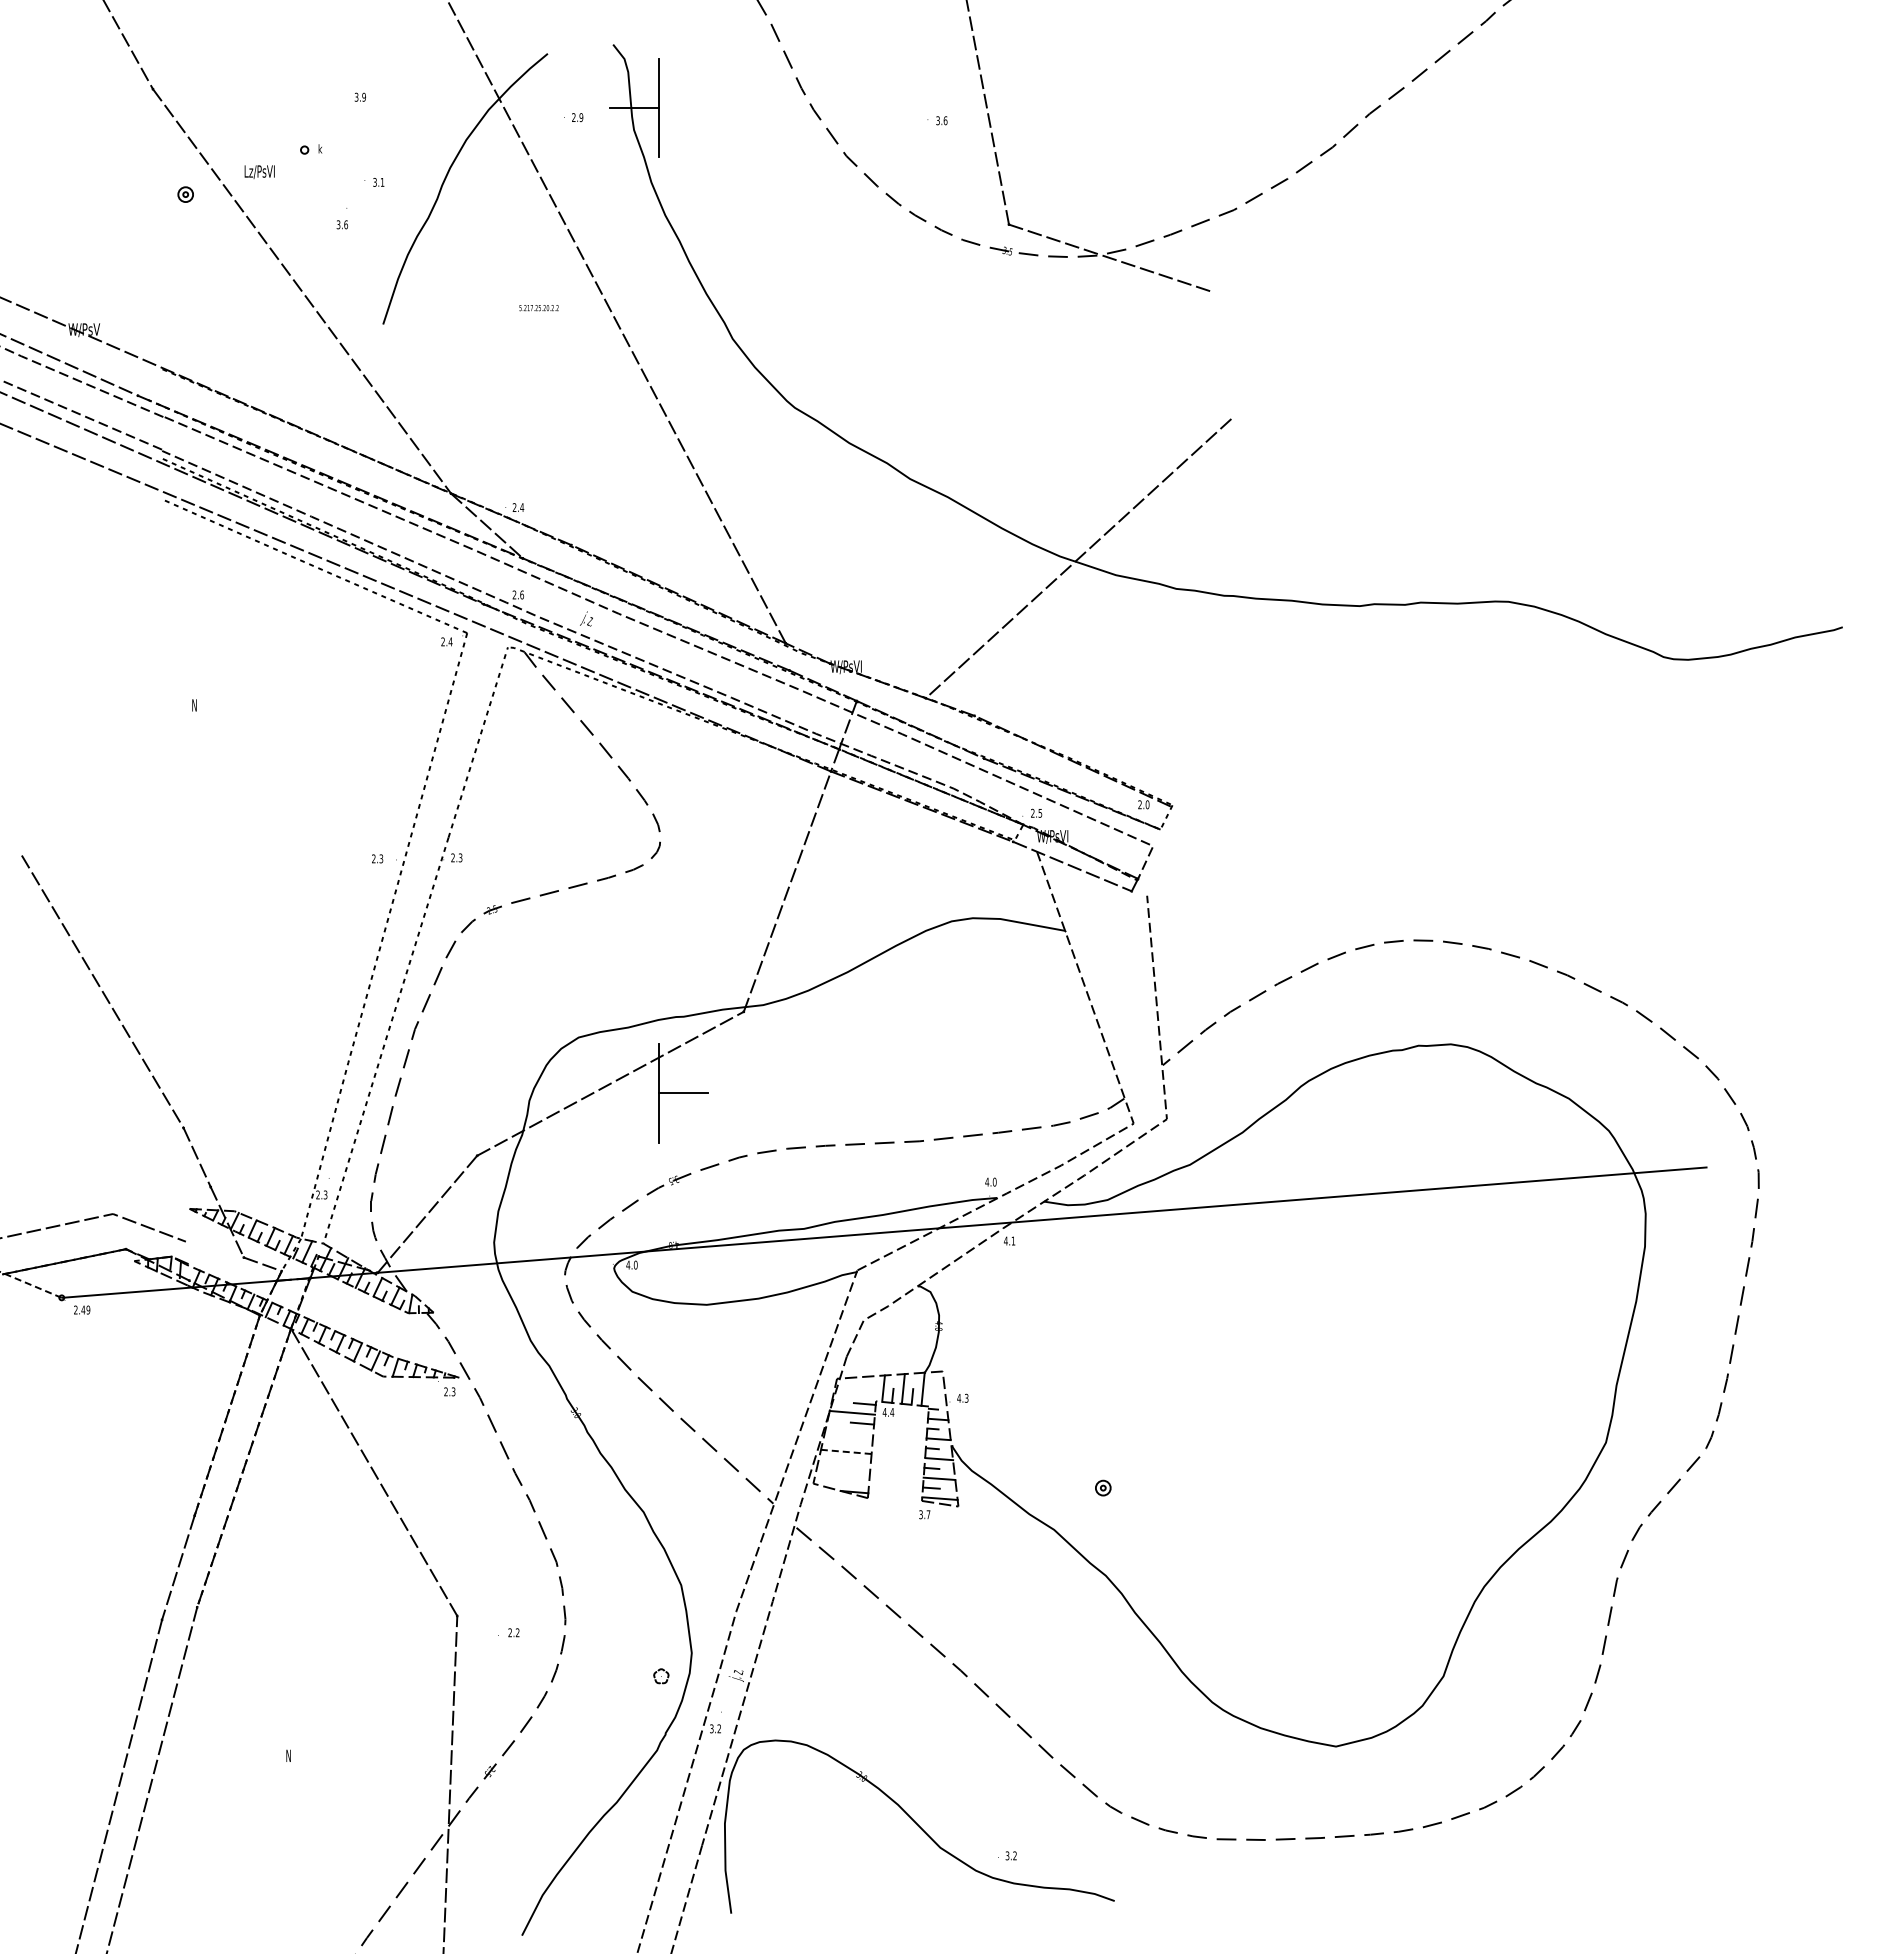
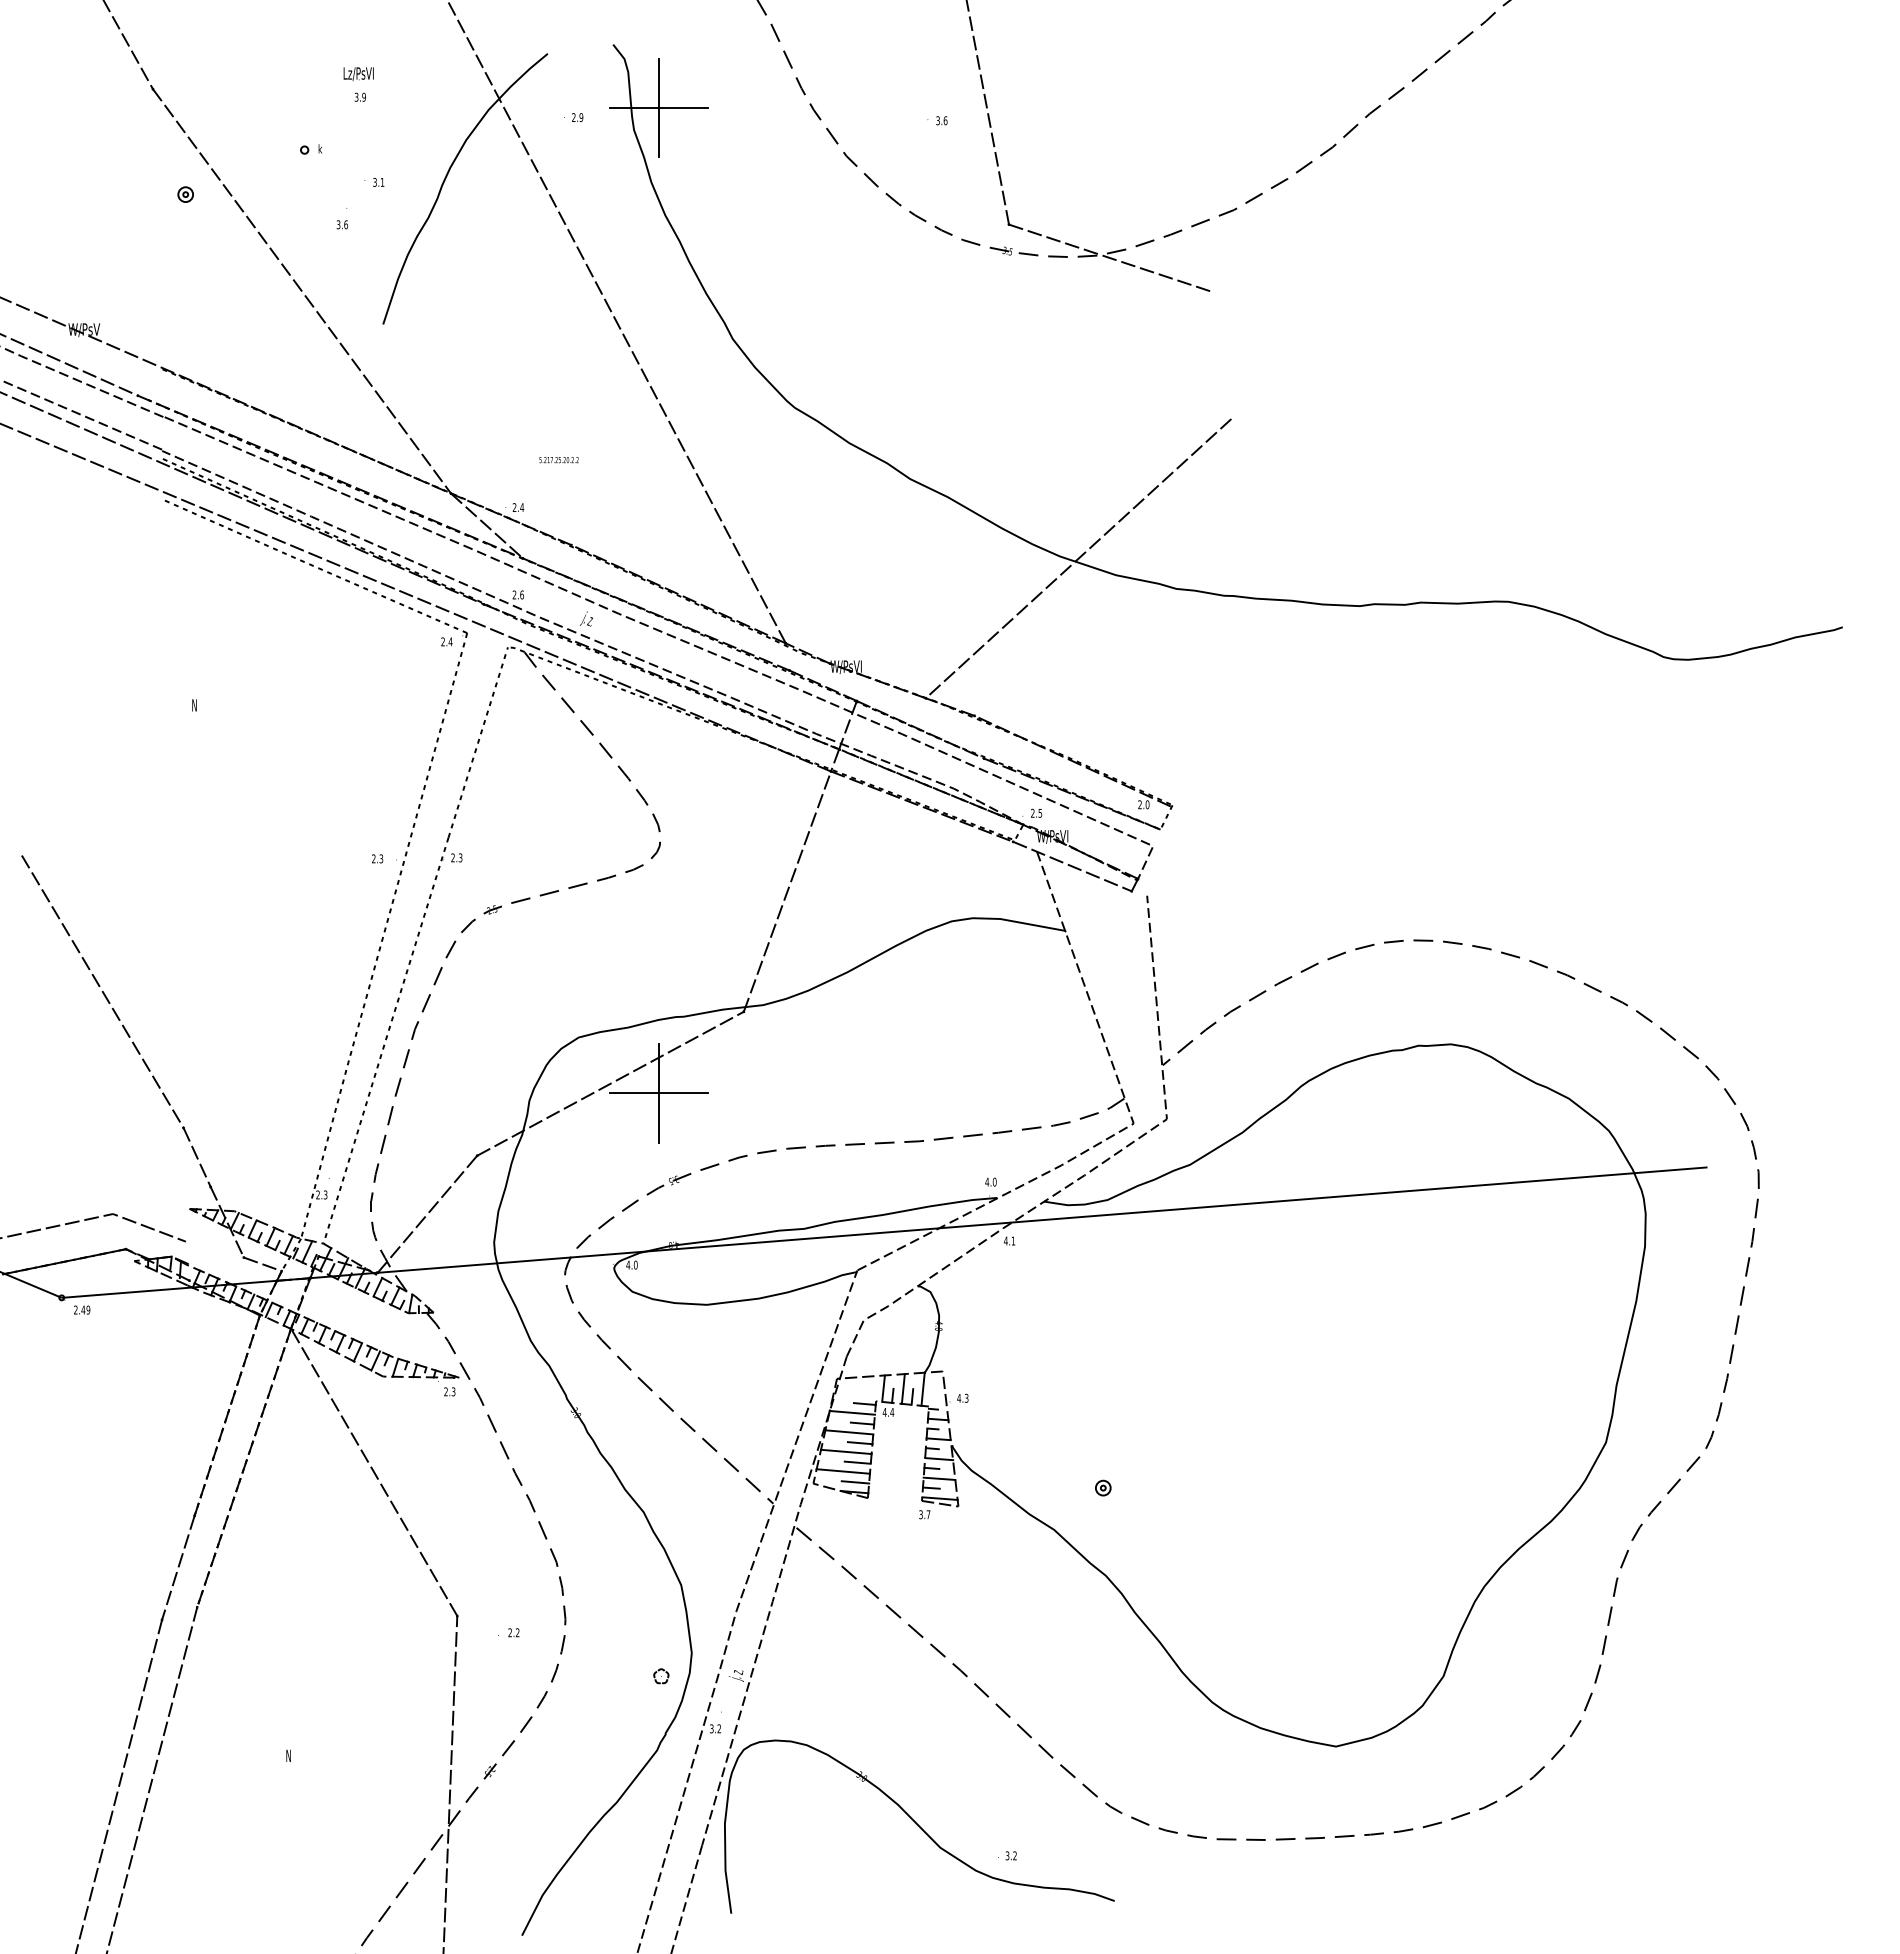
line: none -> present (683, 108)
text position: (259, 171) -> (358, 73) (358, 73)
text position: (538, 308) -> (558, 460) (558, 460)
line: none -> present (634, 1093)
line: dashed -> solid (30, 1284)
line: none -> present (849, 1432)
line: none -> present (859, 1443)
line: dashed -> solid (845, 1451)
line: none -> present (857, 1462)
line: none -> present (842, 1471)
line: none -> present (855, 1482)
